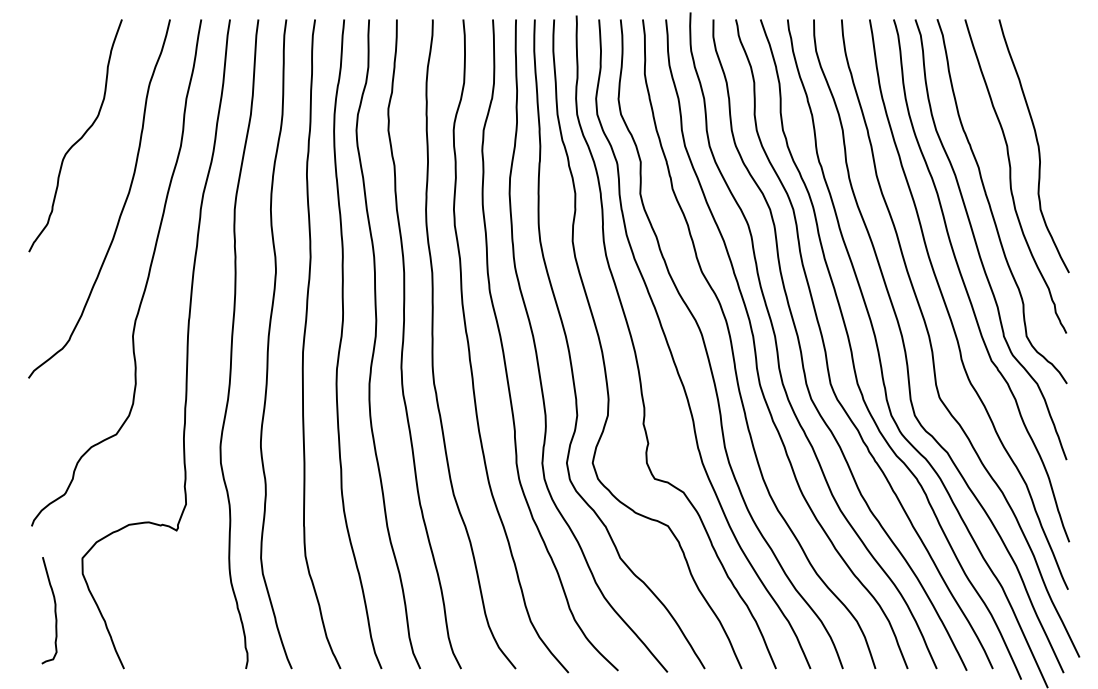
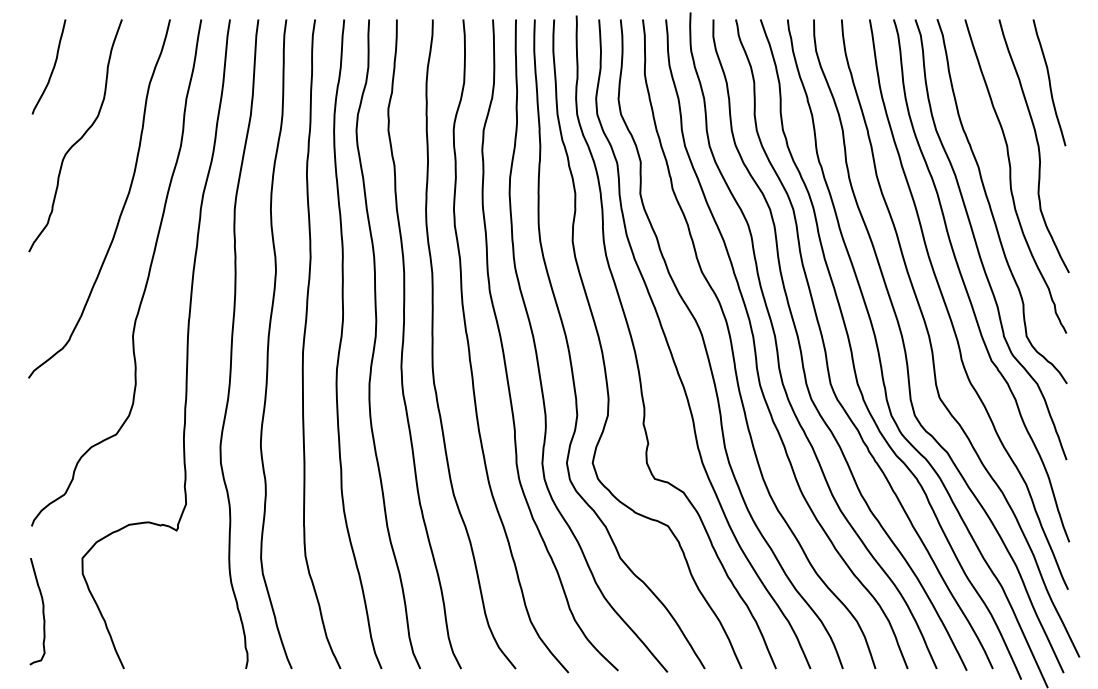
curve: none -> present (52, 68)
curve: none -> present (1049, 82)
curve position: (54, 610) -> (42, 611) (42, 611)
